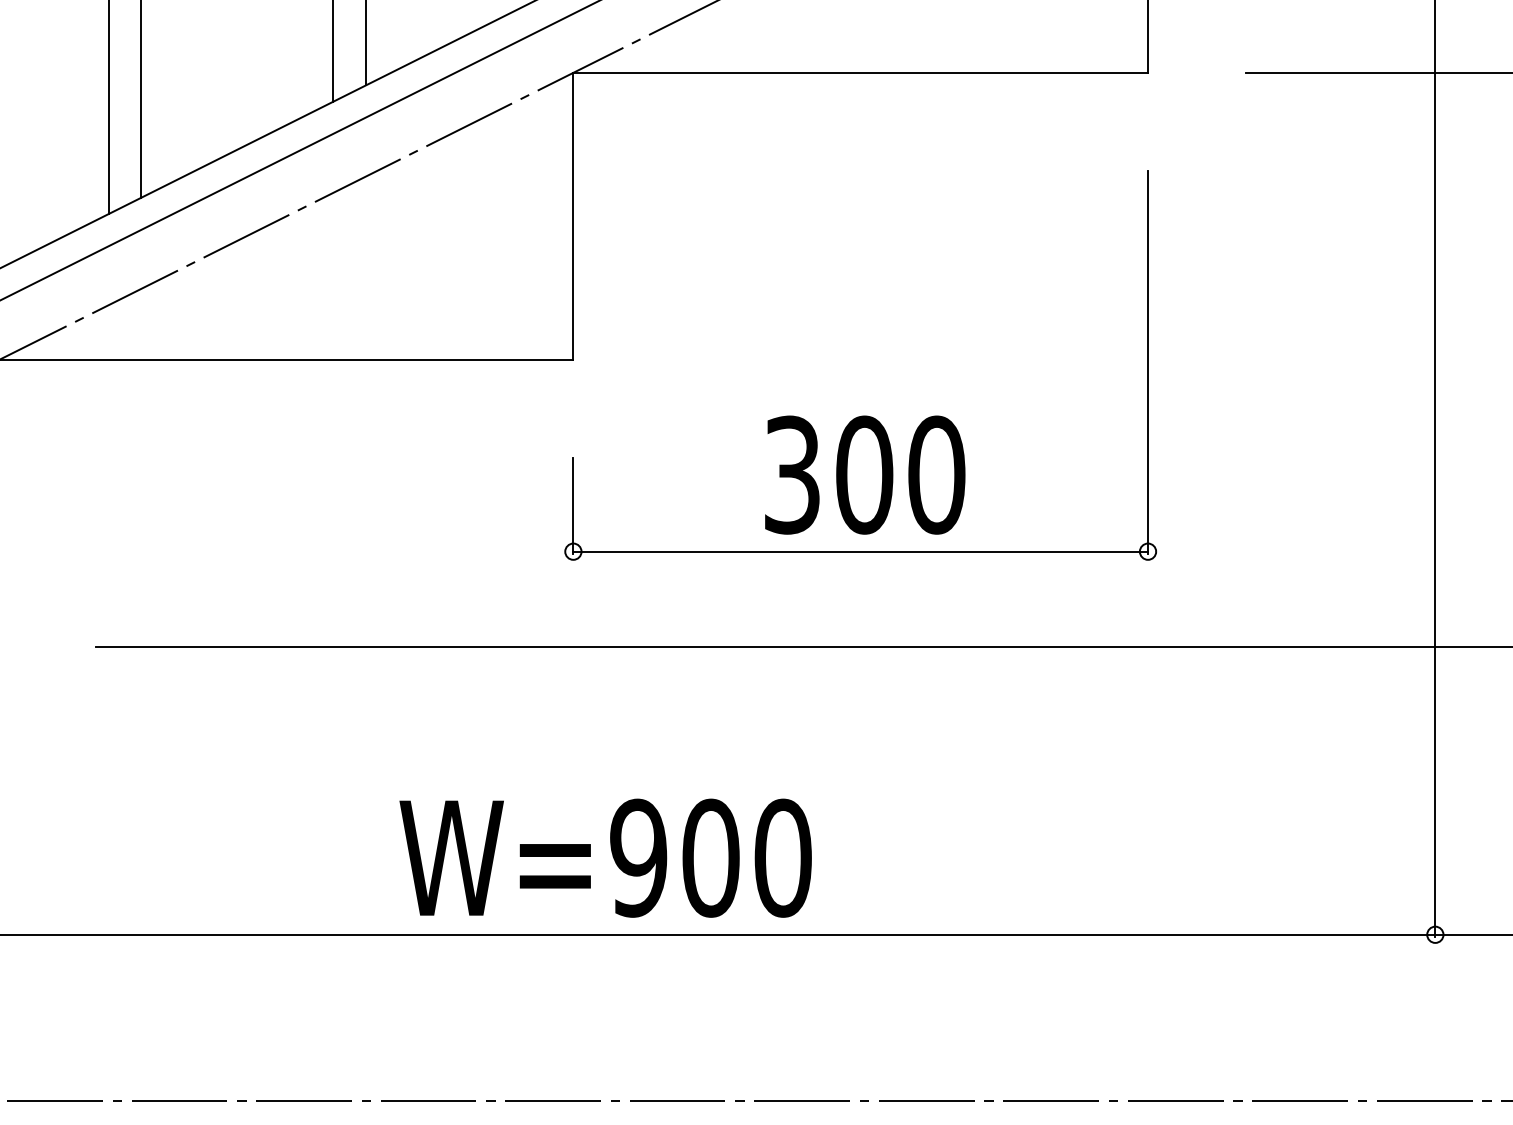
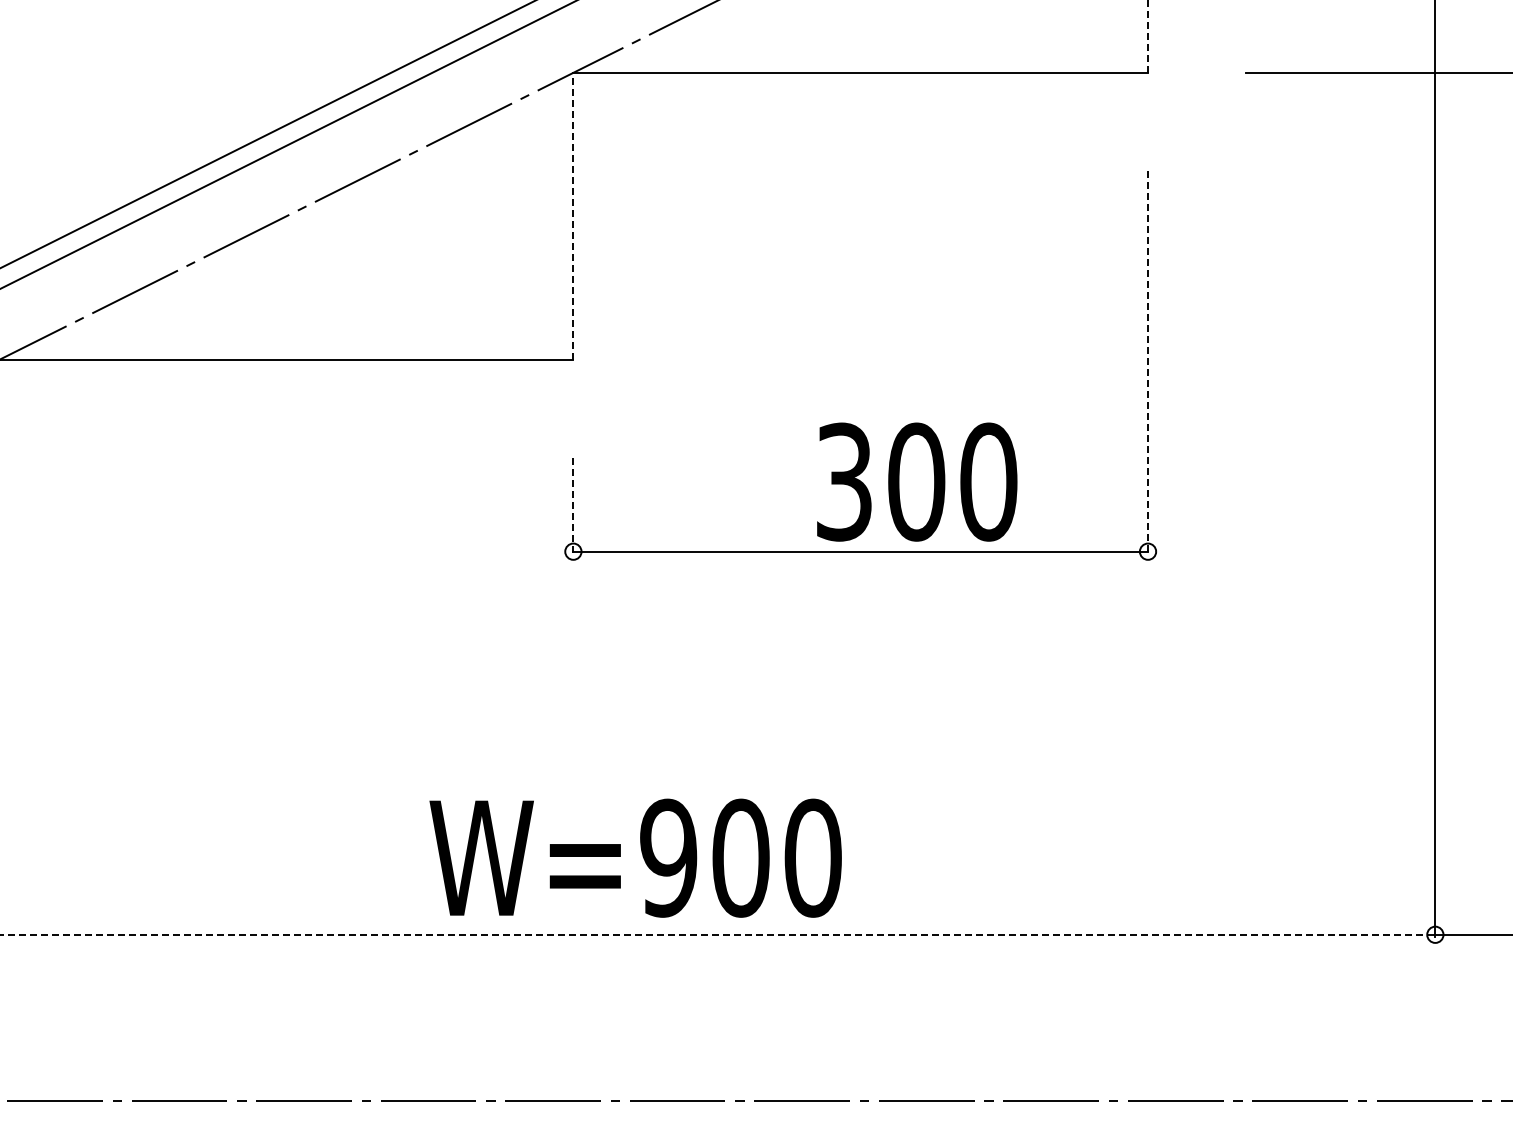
line: solid -> dashed (1148, 35)
line: present -> none (365, 43)
line: present -> none (333, 51)
line: present -> none (141, 99)
line: present -> none (108, 108)
line position: (299, 150) -> (287, 145) (287, 145)
line: solid -> dashed (573, 216)
line: solid -> dashed (1148, 362)
text position: (865, 474) -> (917, 481) (917, 481)
line: solid -> dashed (573, 505)
line: present -> none (802, 647)
text position: (605, 857) -> (635, 857) (635, 857)
line: solid -> dashed (718, 934)
